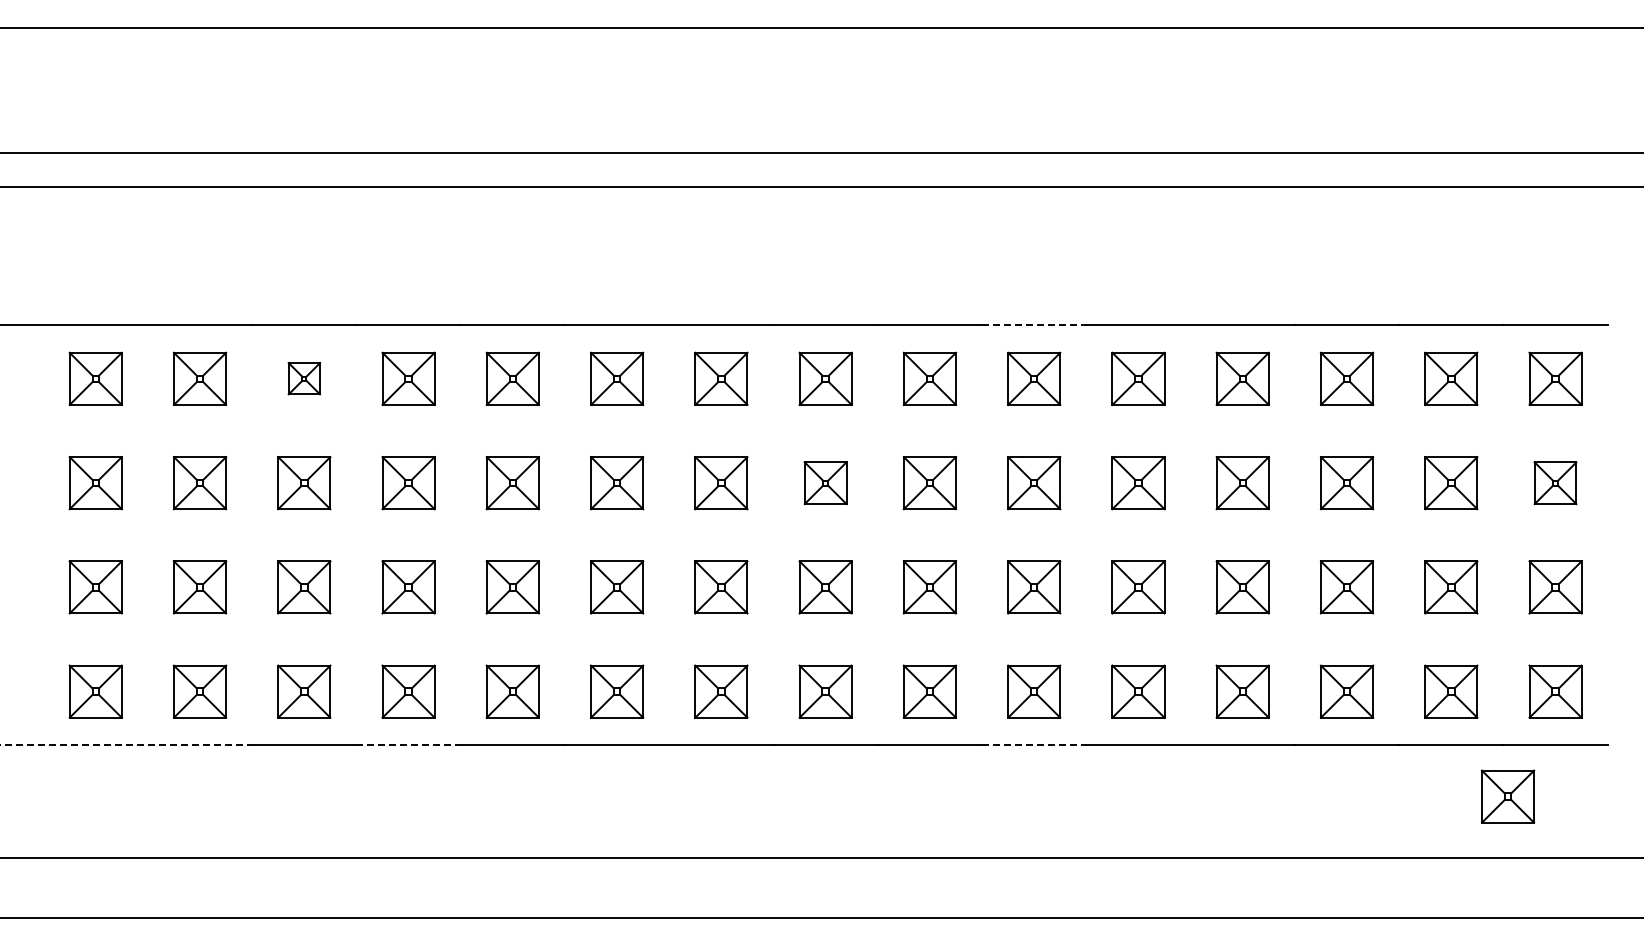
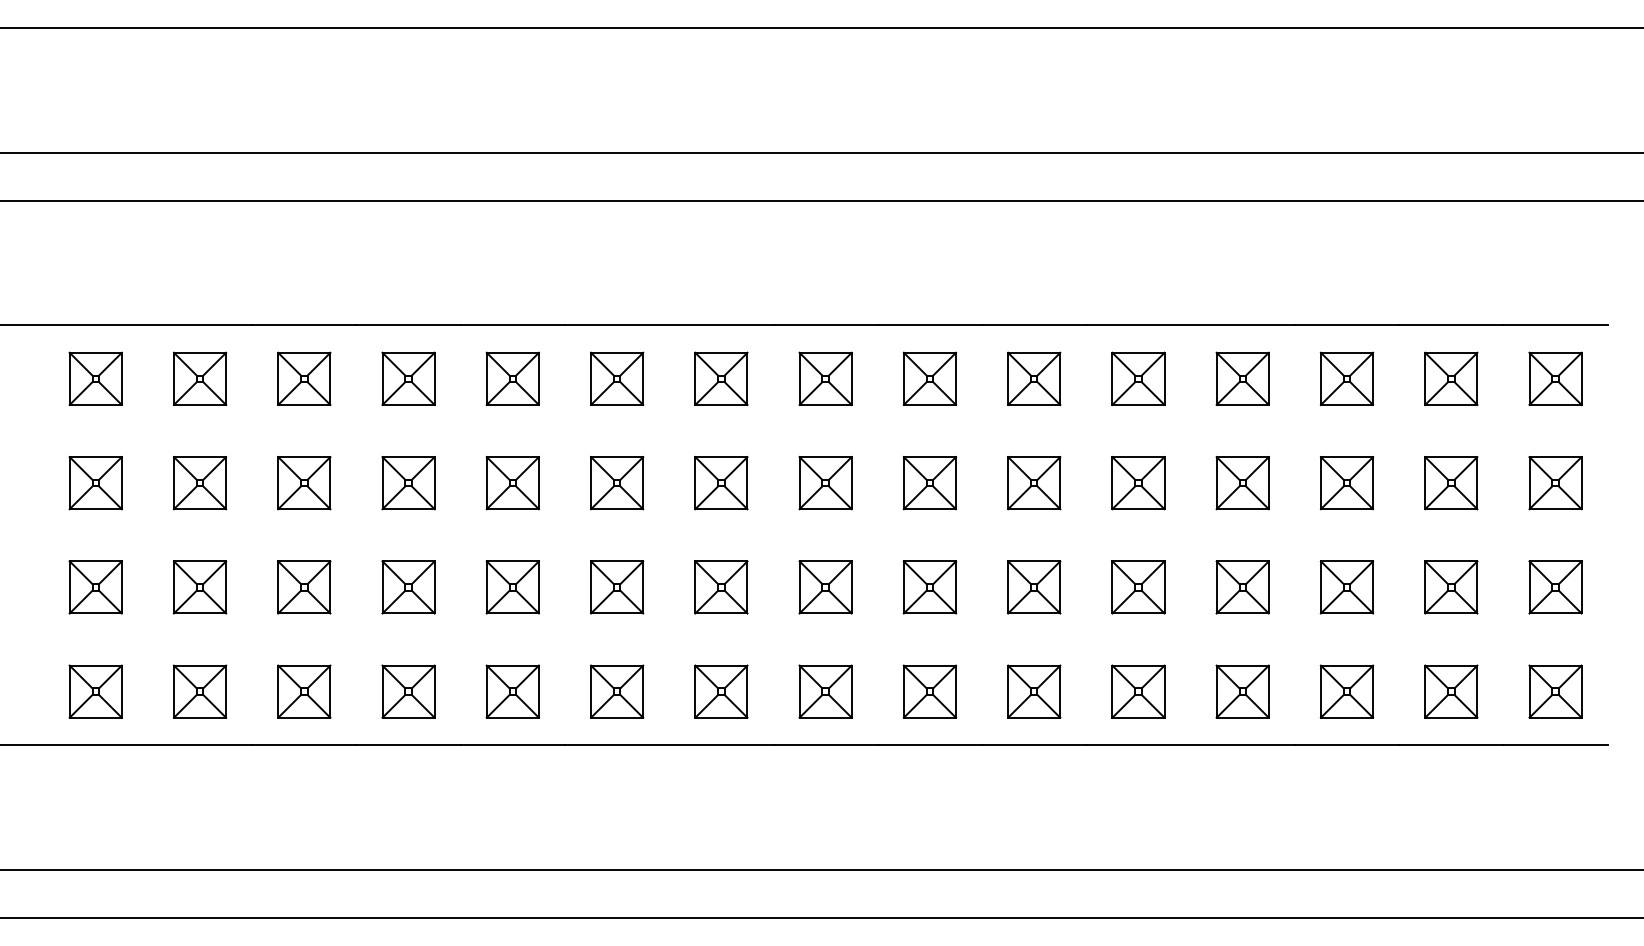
line position: (821, 186) -> (821, 200) (821, 200)
line: dashed -> solid (1034, 325)
part size: 35x34 px -> 55x55 px (304, 378)
part size: 45x45 px -> 55x55 px (825, 483)
part size: 45x45 px -> 55x55 px (1555, 483)
line: dashed -> solid (126, 745)
line: dashed -> solid (409, 745)
line: dashed -> solid (1034, 745)
part: present -> none (1507, 796)
line position: (821, 857) -> (821, 869) (821, 869)
